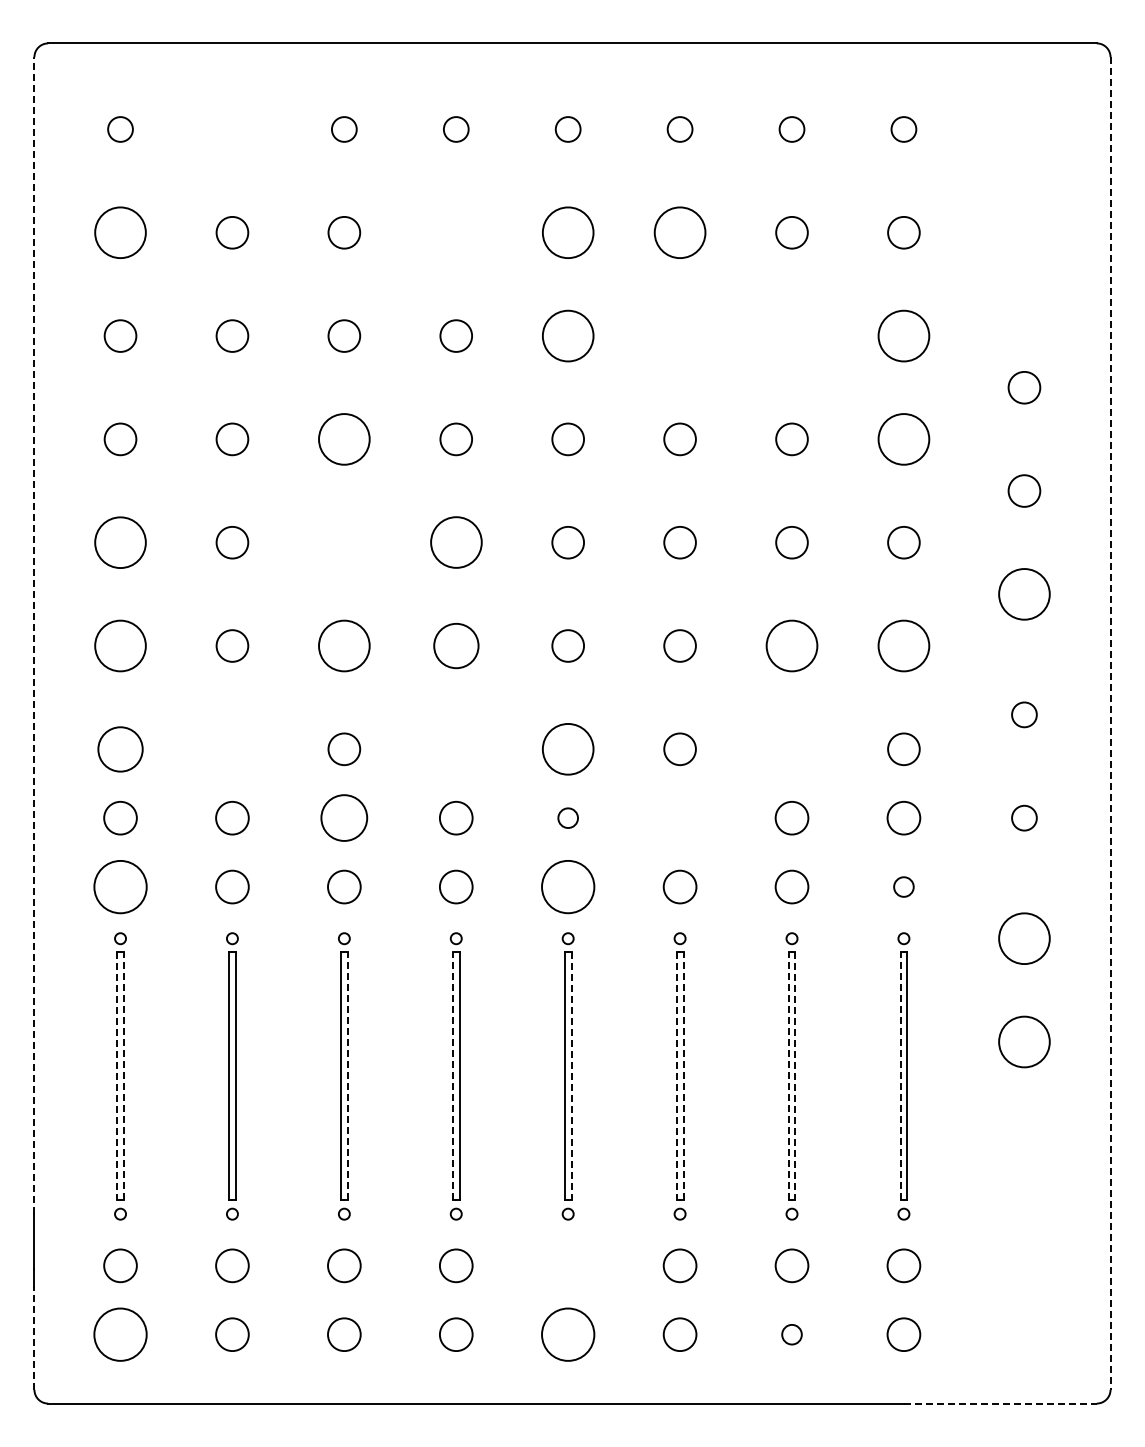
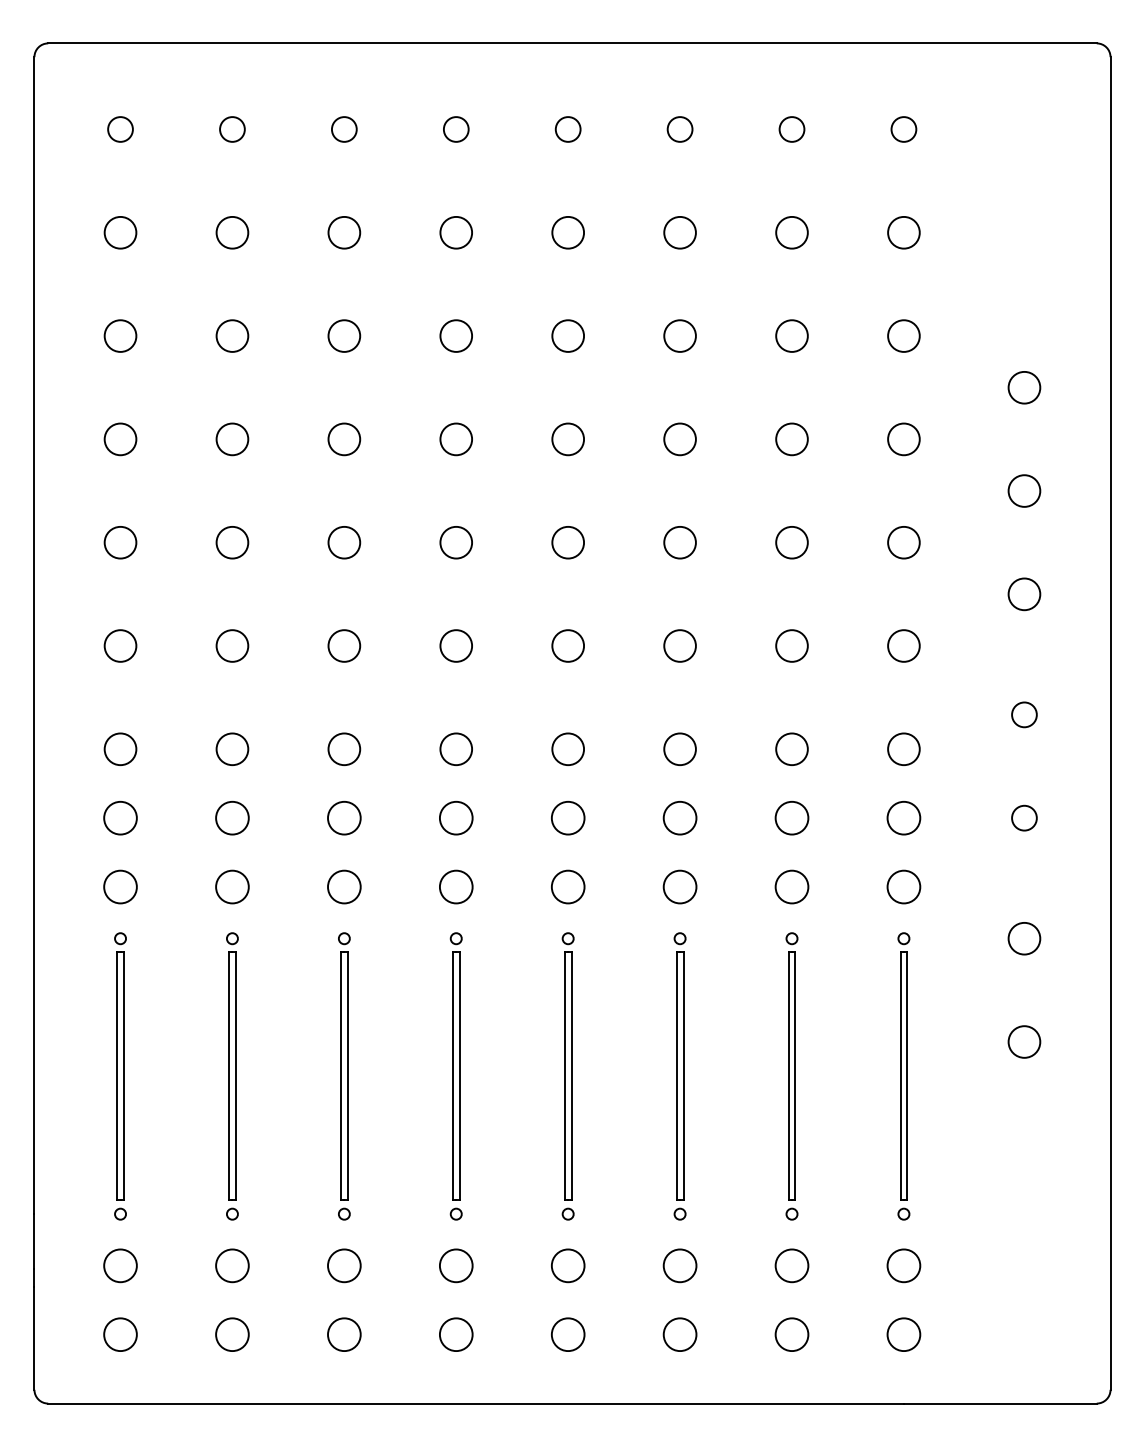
circle: none -> present (232, 129)
circle diameter: 51 px -> 32 px (120, 232)
circle: none -> present (455, 232)
circle diameter: 51 px -> 32 px (568, 232)
circle diameter: 51 px -> 32 px (679, 232)
circle diameter: 51 px -> 32 px (568, 335)
circle: none -> present (679, 335)
circle: none -> present (791, 335)
circle diameter: 51 px -> 32 px (903, 335)
circle diameter: 51 px -> 32 px (344, 439)
circle diameter: 51 px -> 32 px (903, 439)
circle diameter: 51 px -> 32 px (120, 542)
circle: none -> present (344, 542)
circle size: 53x53 px -> 34x34 px (455, 542)
circle diameter: 51 px -> 32 px (1024, 594)
line: dashed -> solid (34, 635)
circle diameter: 51 px -> 32 px (120, 645)
circle diameter: 51 px -> 32 px (344, 645)
circle diameter: 51 px -> 32 px (791, 645)
circle diameter: 51 px -> 32 px (903, 645)
circle size: 47x47 px -> 34x34 px (455, 645)
line: dashed -> solid (1110, 723)
circle: none -> present (232, 748)
circle: none -> present (455, 748)
circle diameter: 51 px -> 32 px (568, 749)
circle: none -> present (791, 748)
circle size: 47x47 px -> 35x34 px (120, 748)
circle size: 49x48 px -> 35x35 px (344, 818)
circle diameter: 20 px -> 33 px (567, 817)
circle: none -> present (679, 818)
circle diameter: 52 px -> 33 px (567, 886)
circle diameter: 20 px -> 33 px (903, 886)
circle size: 55x55 px -> 35x36 px (120, 886)
circle diameter: 51 px -> 32 px (1024, 938)
circle diameter: 51 px -> 32 px (1024, 1041)
line: dashed -> solid (117, 1076)
line: dashed -> solid (123, 1076)
line: dashed -> solid (347, 1076)
line: dashed -> solid (452, 1076)
line: dashed -> solid (571, 1076)
line: dashed -> solid (676, 1076)
line: dashed -> solid (683, 1076)
line: dashed -> solid (788, 1076)
line: dashed -> solid (795, 1076)
line: dashed -> solid (900, 1076)
circle: none -> present (568, 1265)
circle diameter: 52 px -> 33 px (120, 1334)
circle diameter: 52 px -> 33 px (567, 1334)
circle diameter: 20 px -> 33 px (791, 1334)
line: dashed -> solid (34, 1338)
line: dashed -> solid (1000, 1403)
